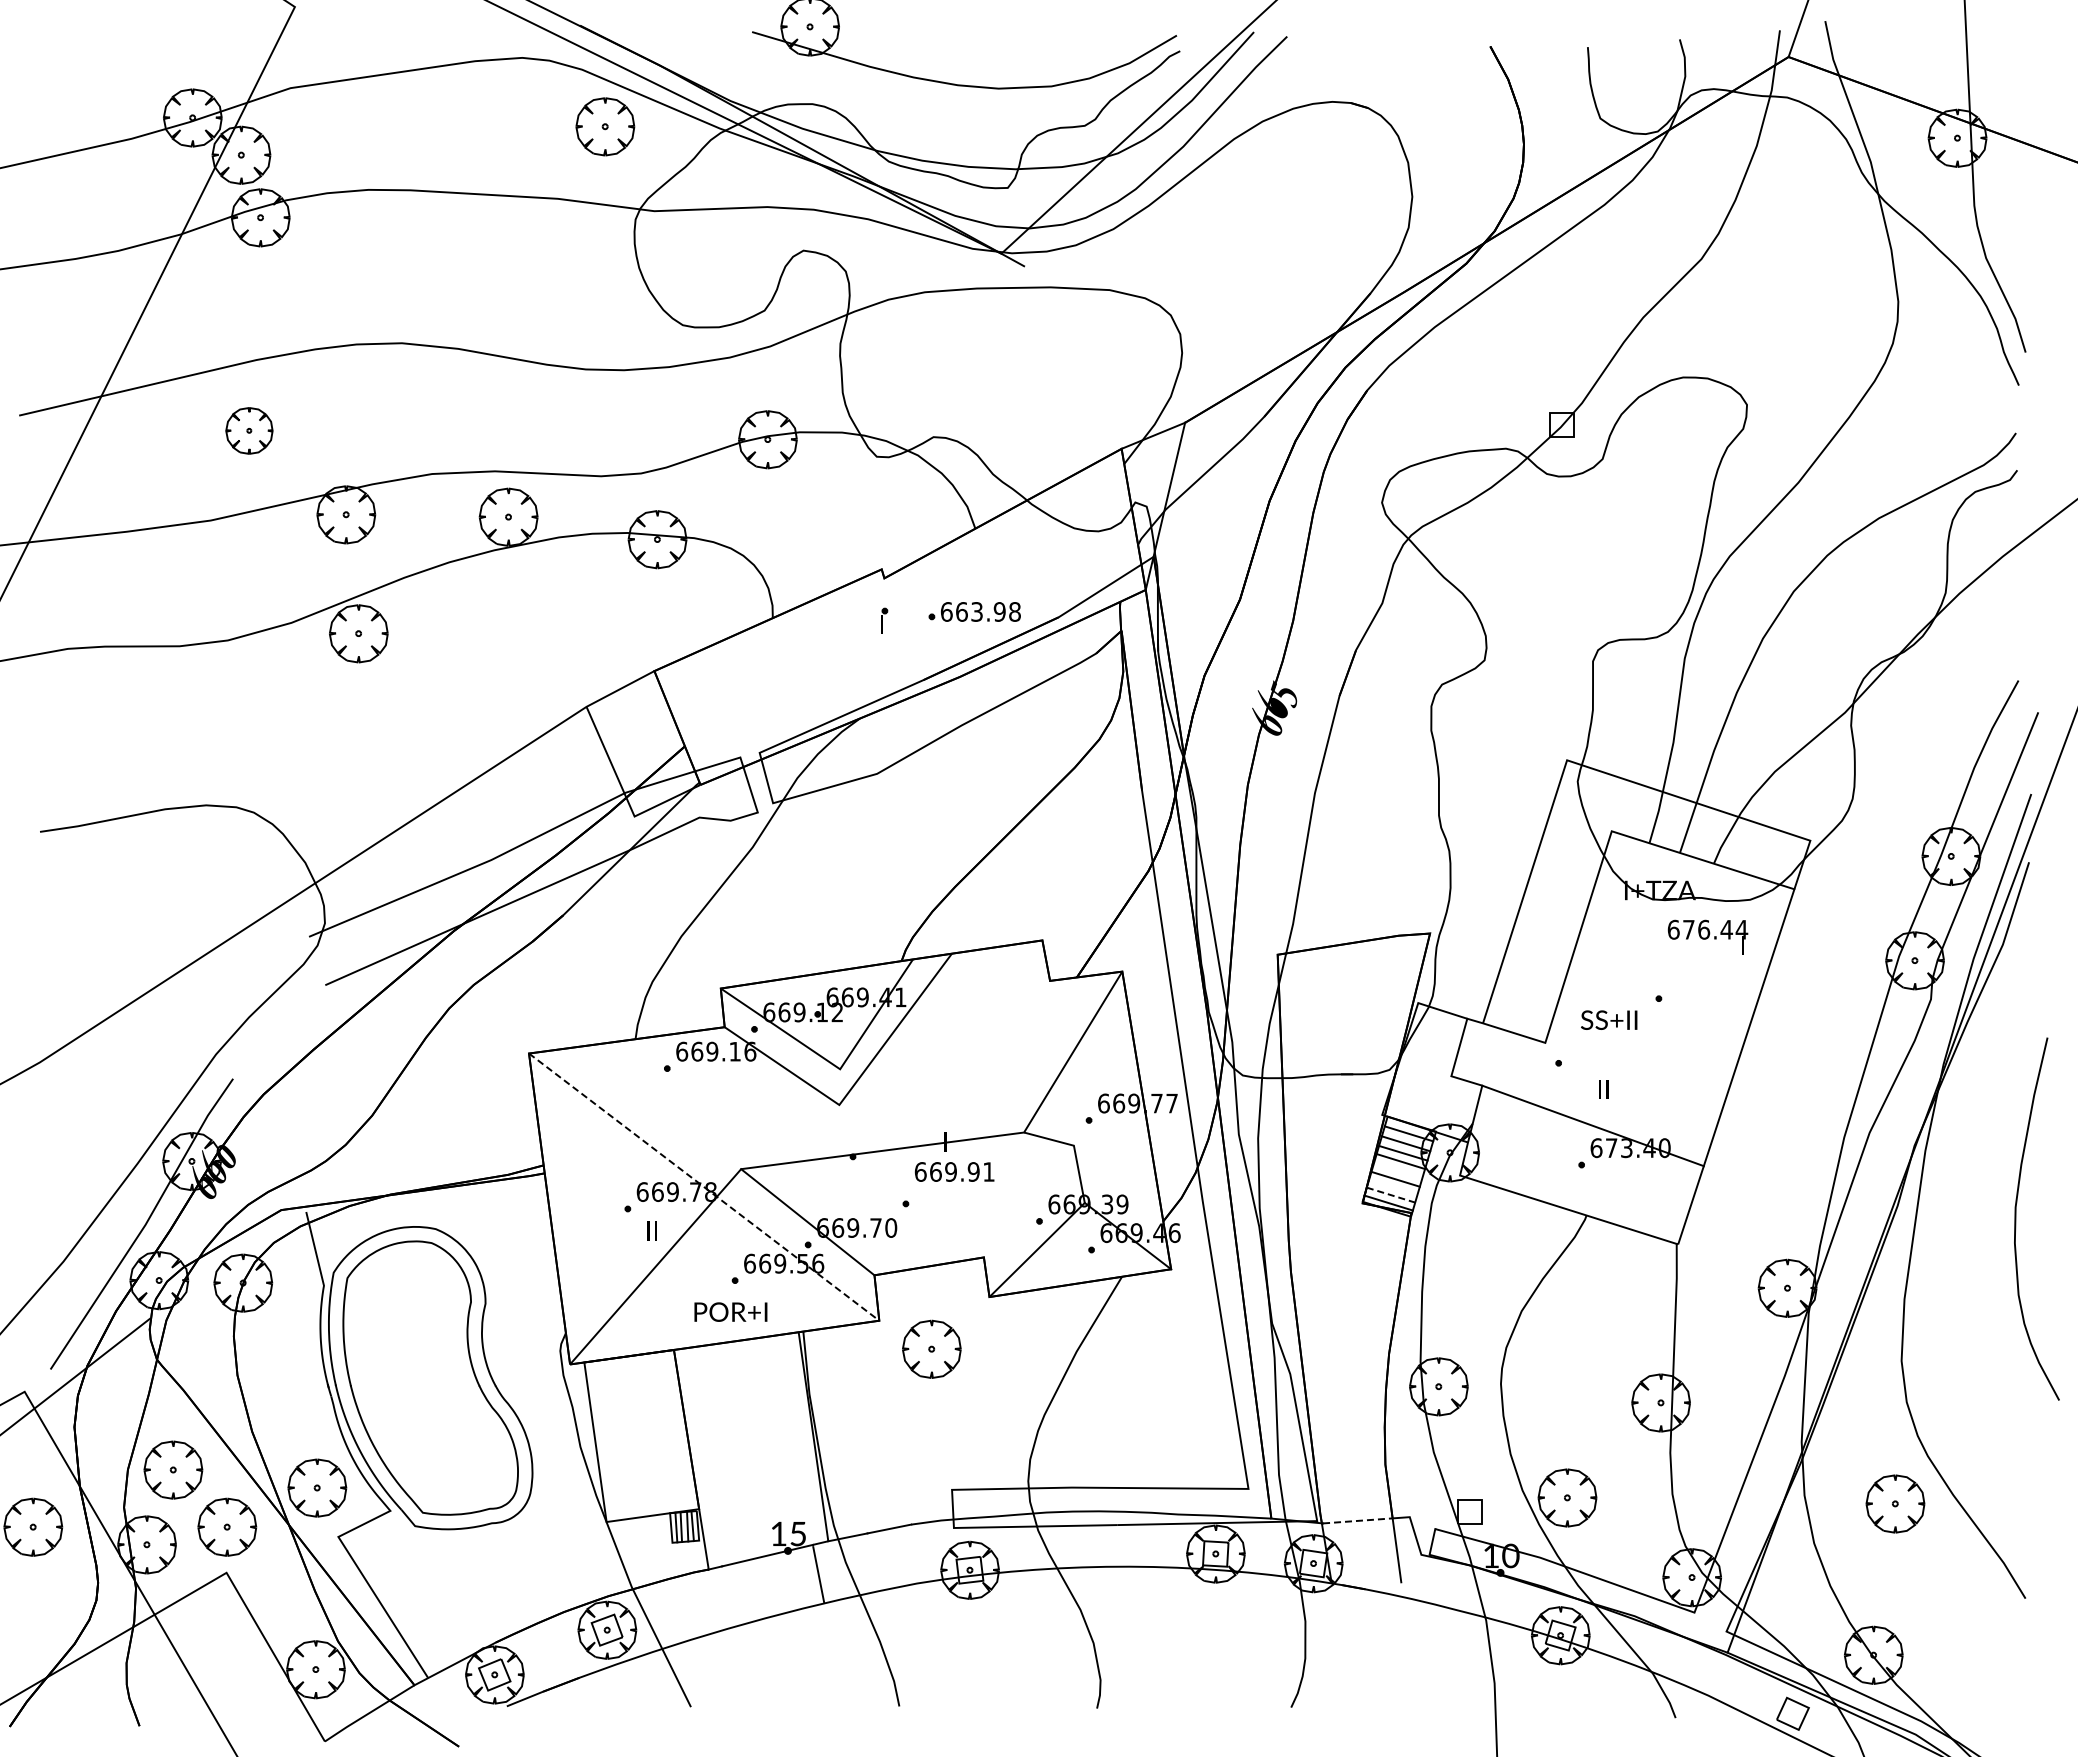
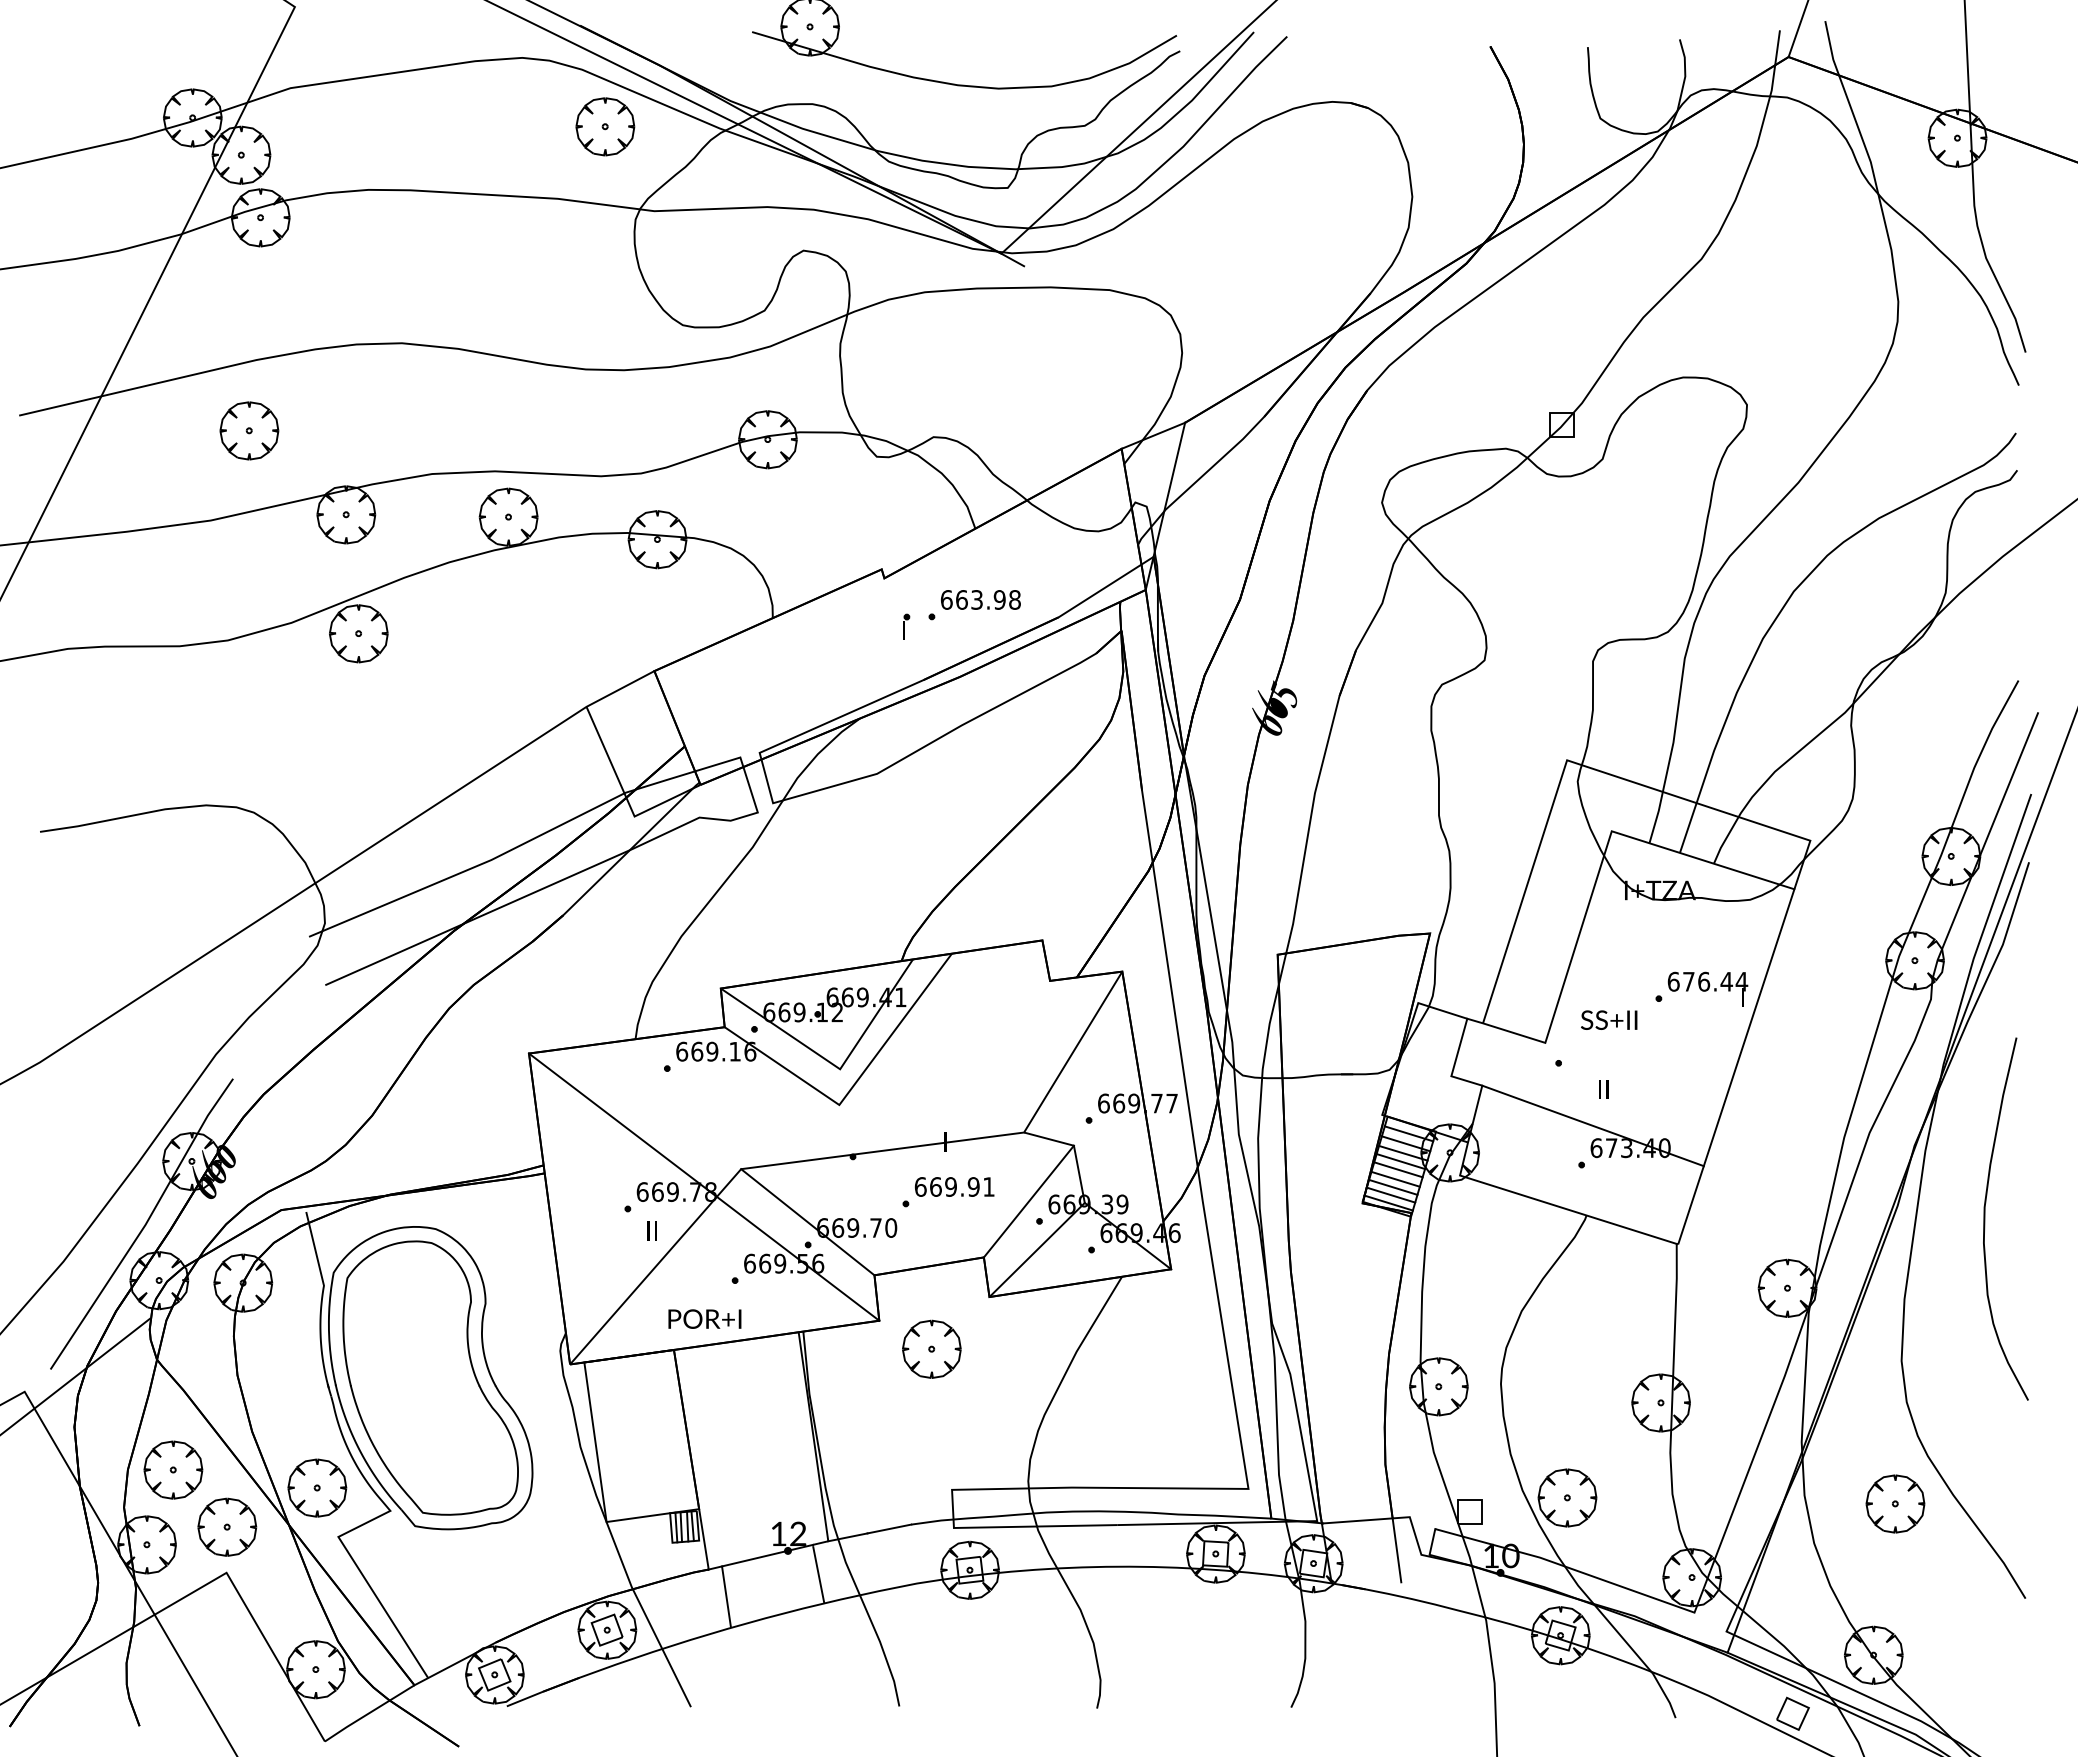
part size: 49x48 px -> 61x60 px (249, 430)
text position: (980, 611) -> (980, 599) (980, 599)
part position: (884, 620) -> (906, 626) (906, 626)
text position: (1707, 936) -> (1707, 988) (1707, 988)
line: none -> present (1398, 1169)
text position: (954, 1171) -> (954, 1186) (954, 1186)
line: none -> present (1393, 1186)
line: dashed -> solid (704, 1187)
line: dashed -> solid (1391, 1195)
line: none -> present (1028, 1201)
curve position: (2016, 1218) -> (1985, 1218) (1985, 1218)
text position: (730, 1311) -> (704, 1318) (704, 1318)
line: dashed -> solid (1357, 1520)
part: present -> none (33, 1526)
text: 15 -> 12 (798, 1533)
line: none -> present (726, 1596)
